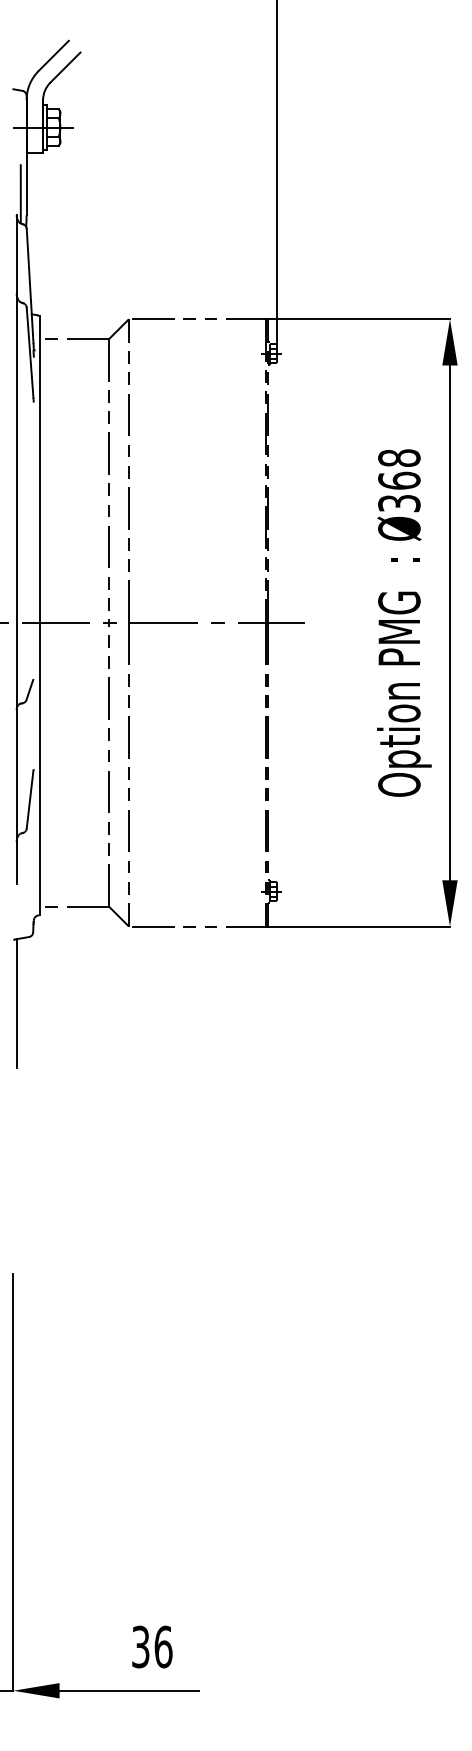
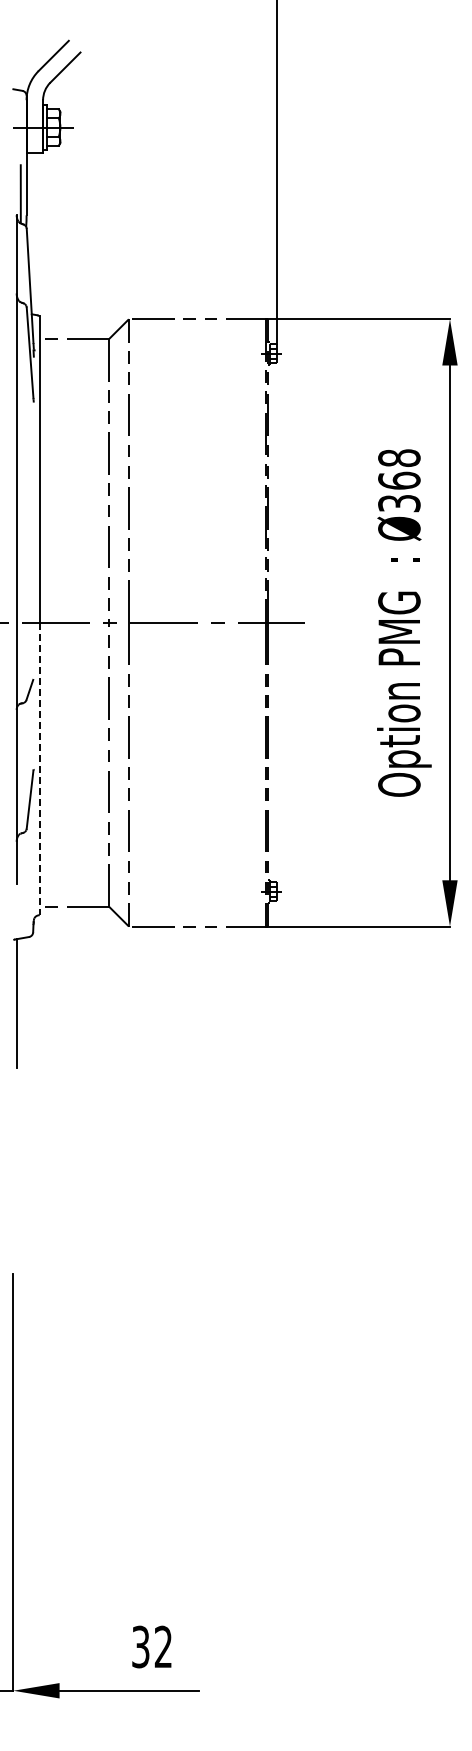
line: solid -> dashed (39, 769)
text: 36 -> 32 (163, 1646)
